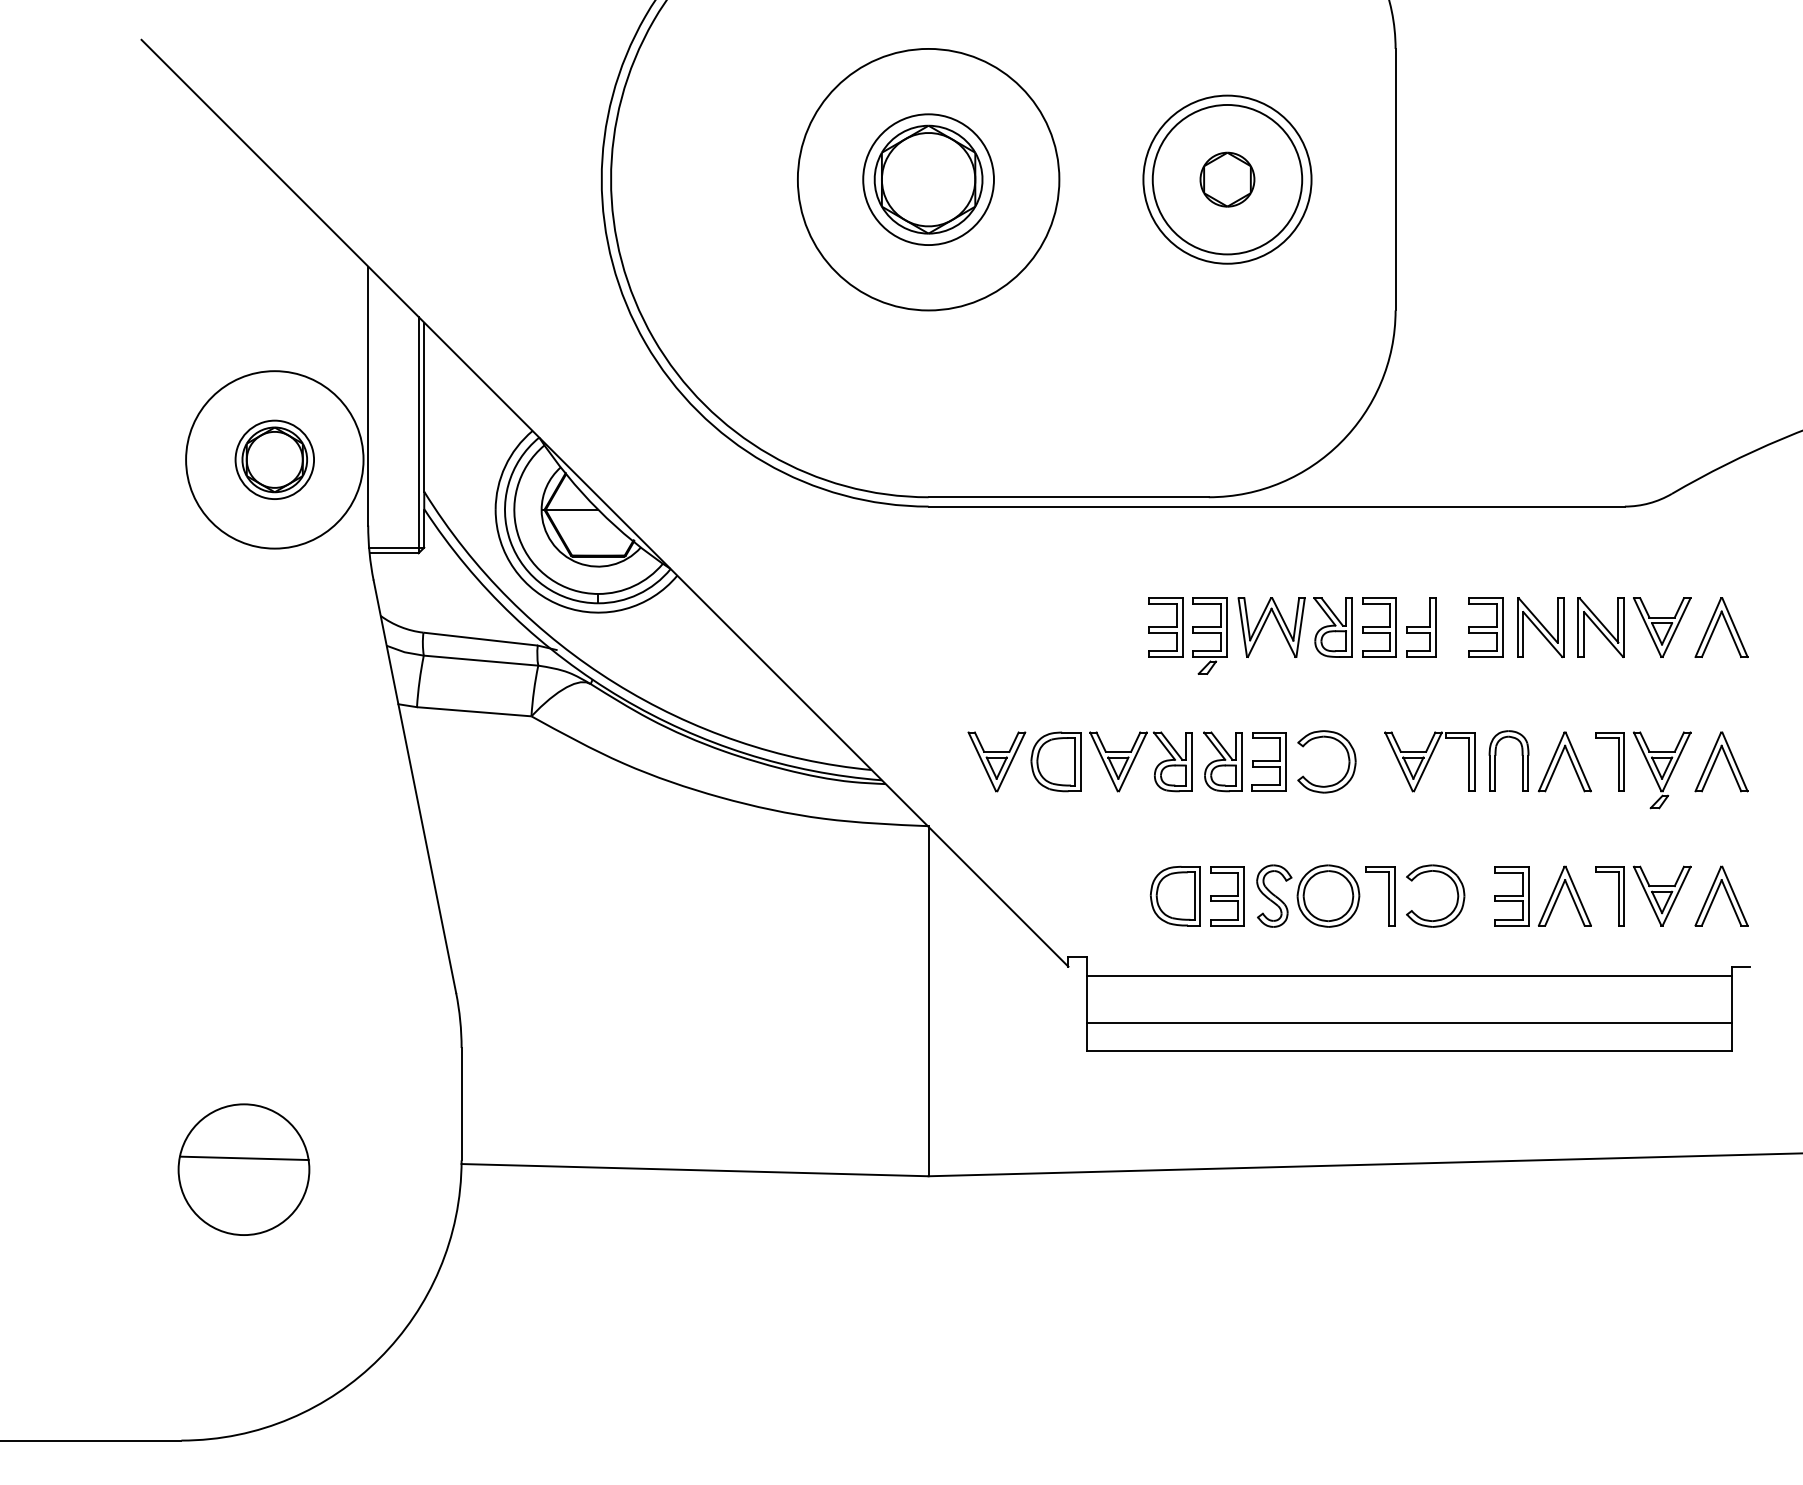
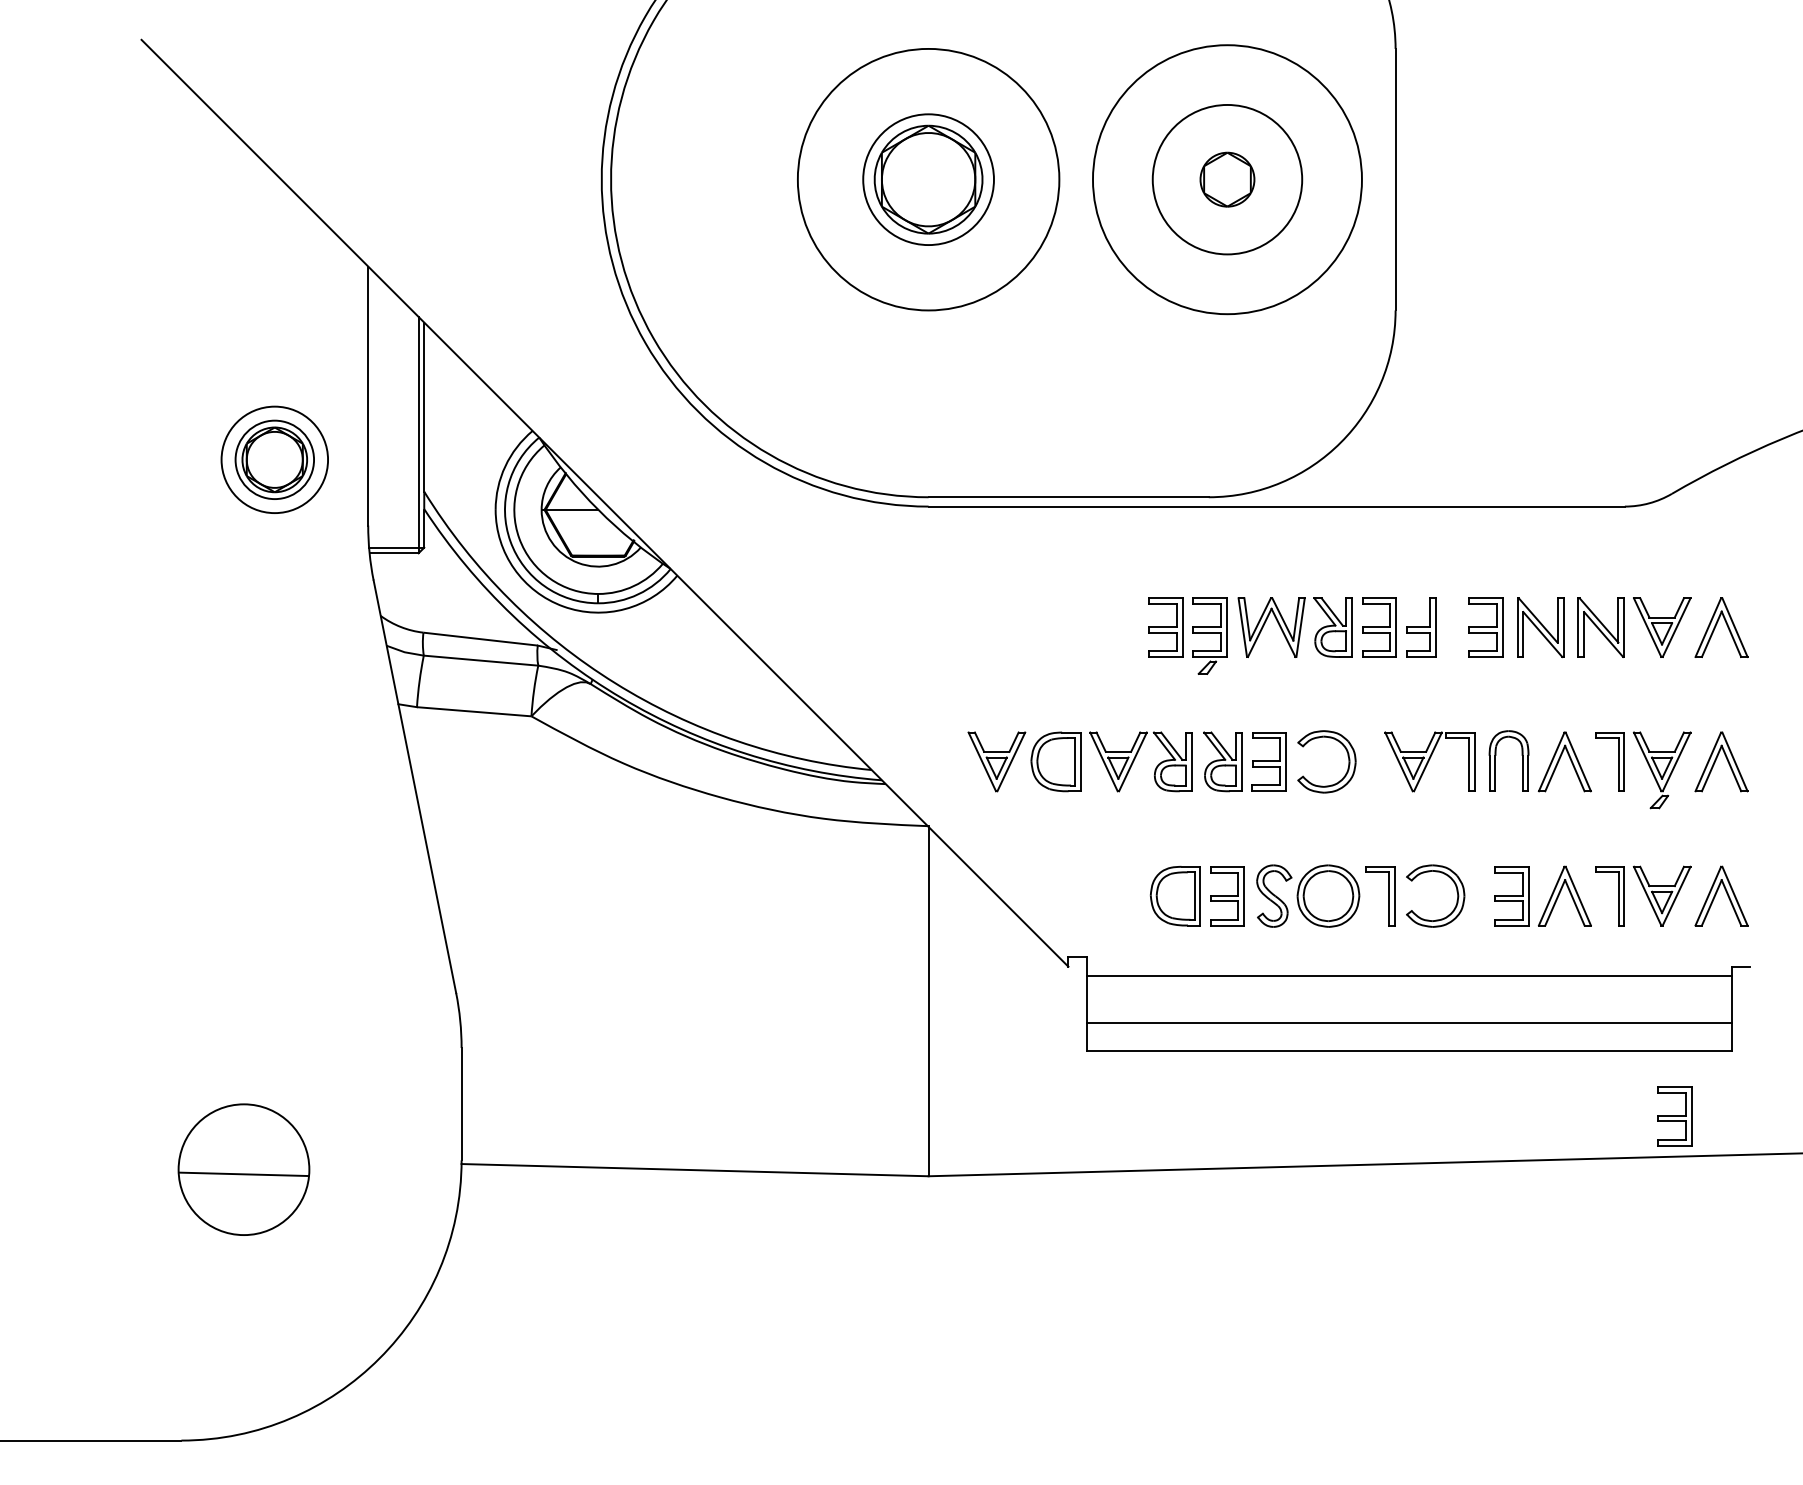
circle diameter: 168 px -> 269 px (1226, 179)
circle diameter: 177 px -> 106 px (274, 459)
part: none -> present (1674, 1116)
line position: (243, 1158) -> (243, 1174) (243, 1174)
